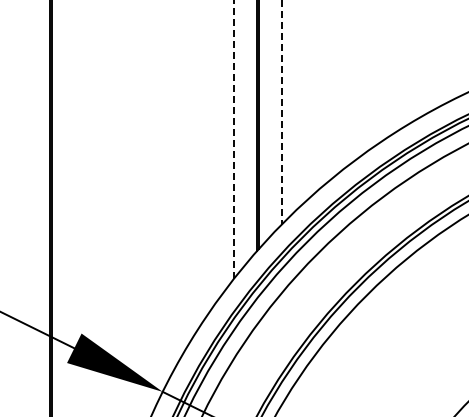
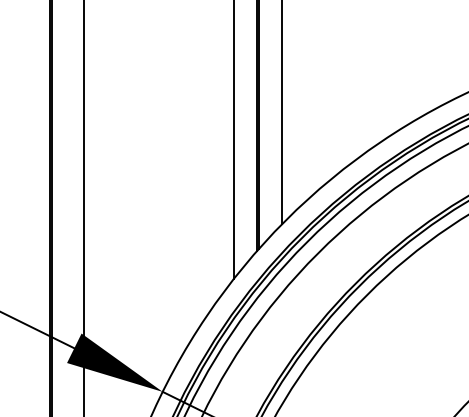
line: dashed -> solid (282, 112)
line: dashed -> solid (233, 139)
line: none -> present (83, 207)
